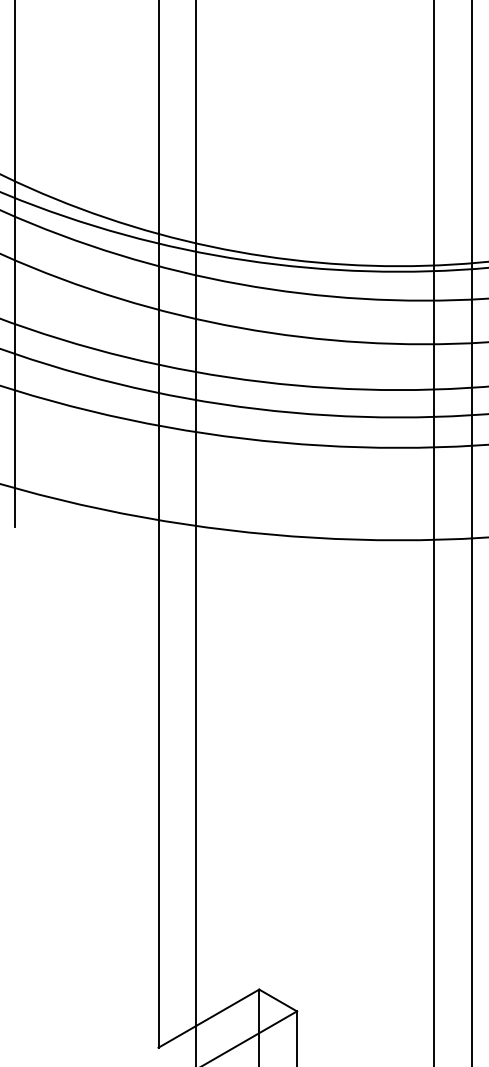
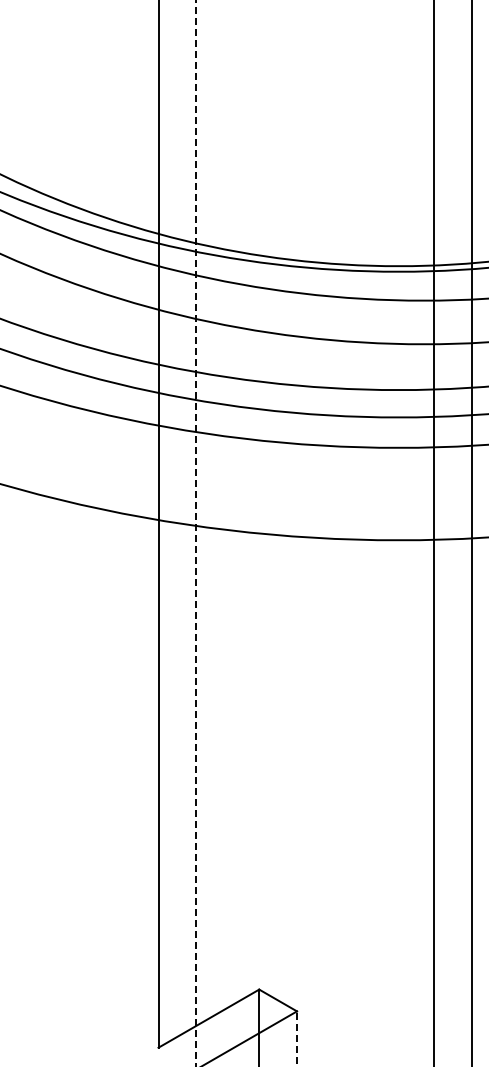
line: present -> none (14, 264)
line: solid -> dashed (196, 533)
line: solid -> dashed (297, 1038)
